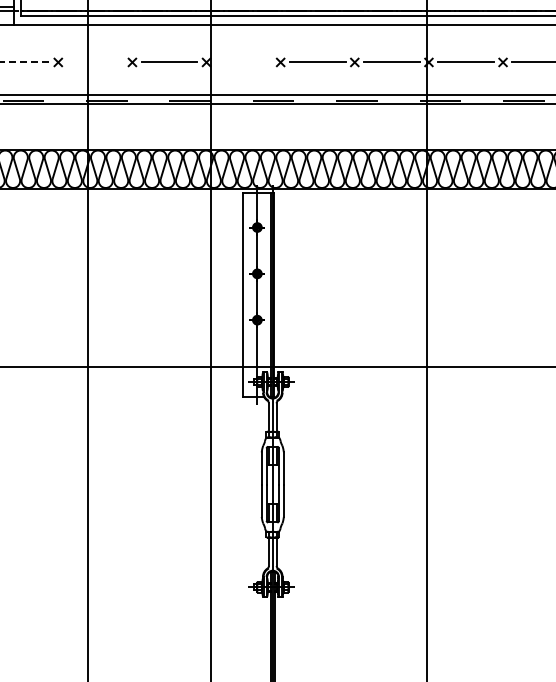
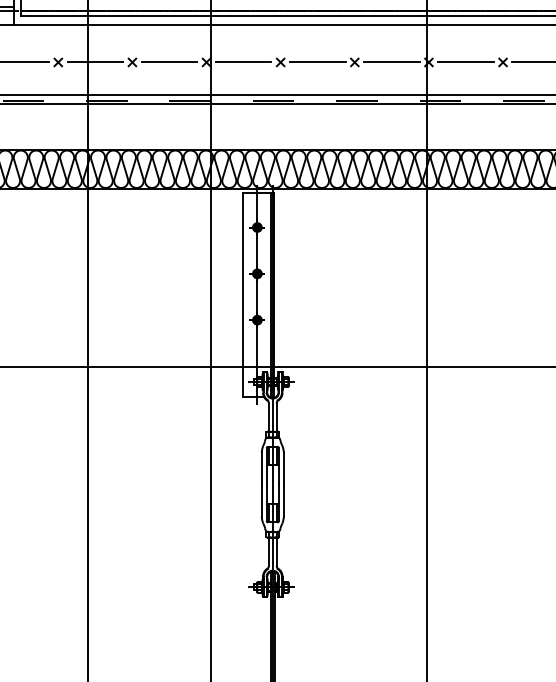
line: dashed -> solid (24, 62)
line: none -> present (95, 62)
line: none -> present (243, 62)
